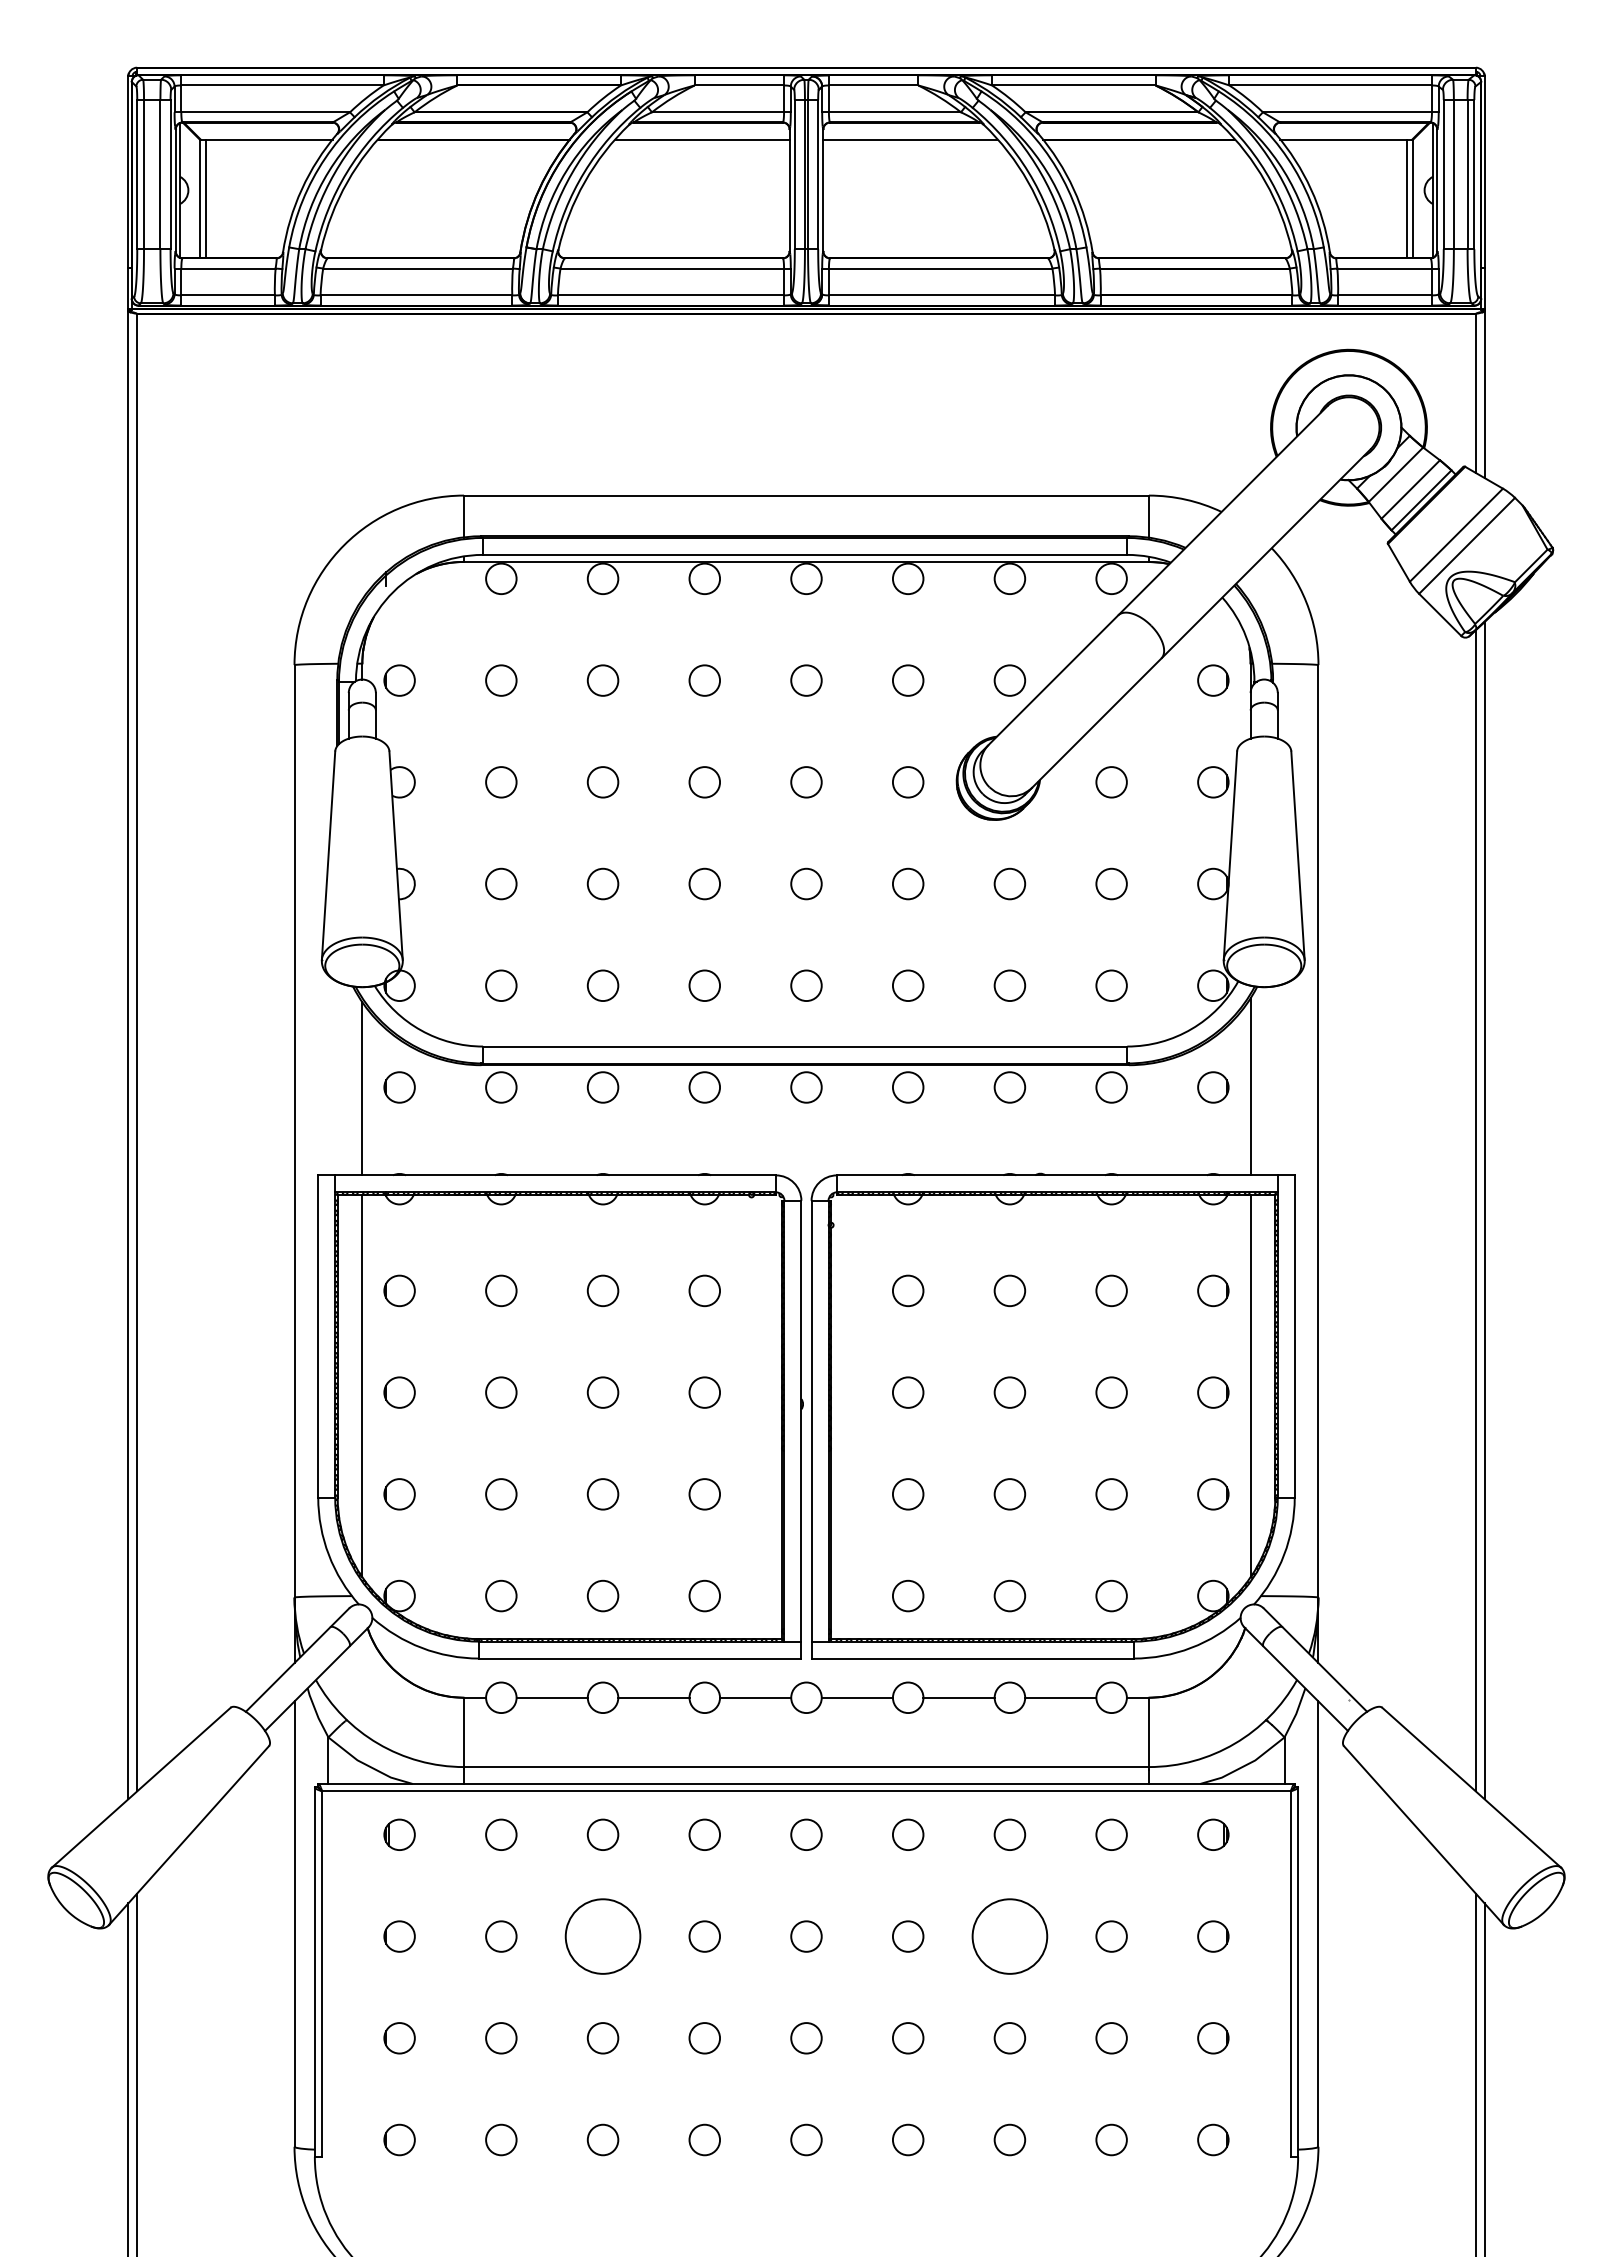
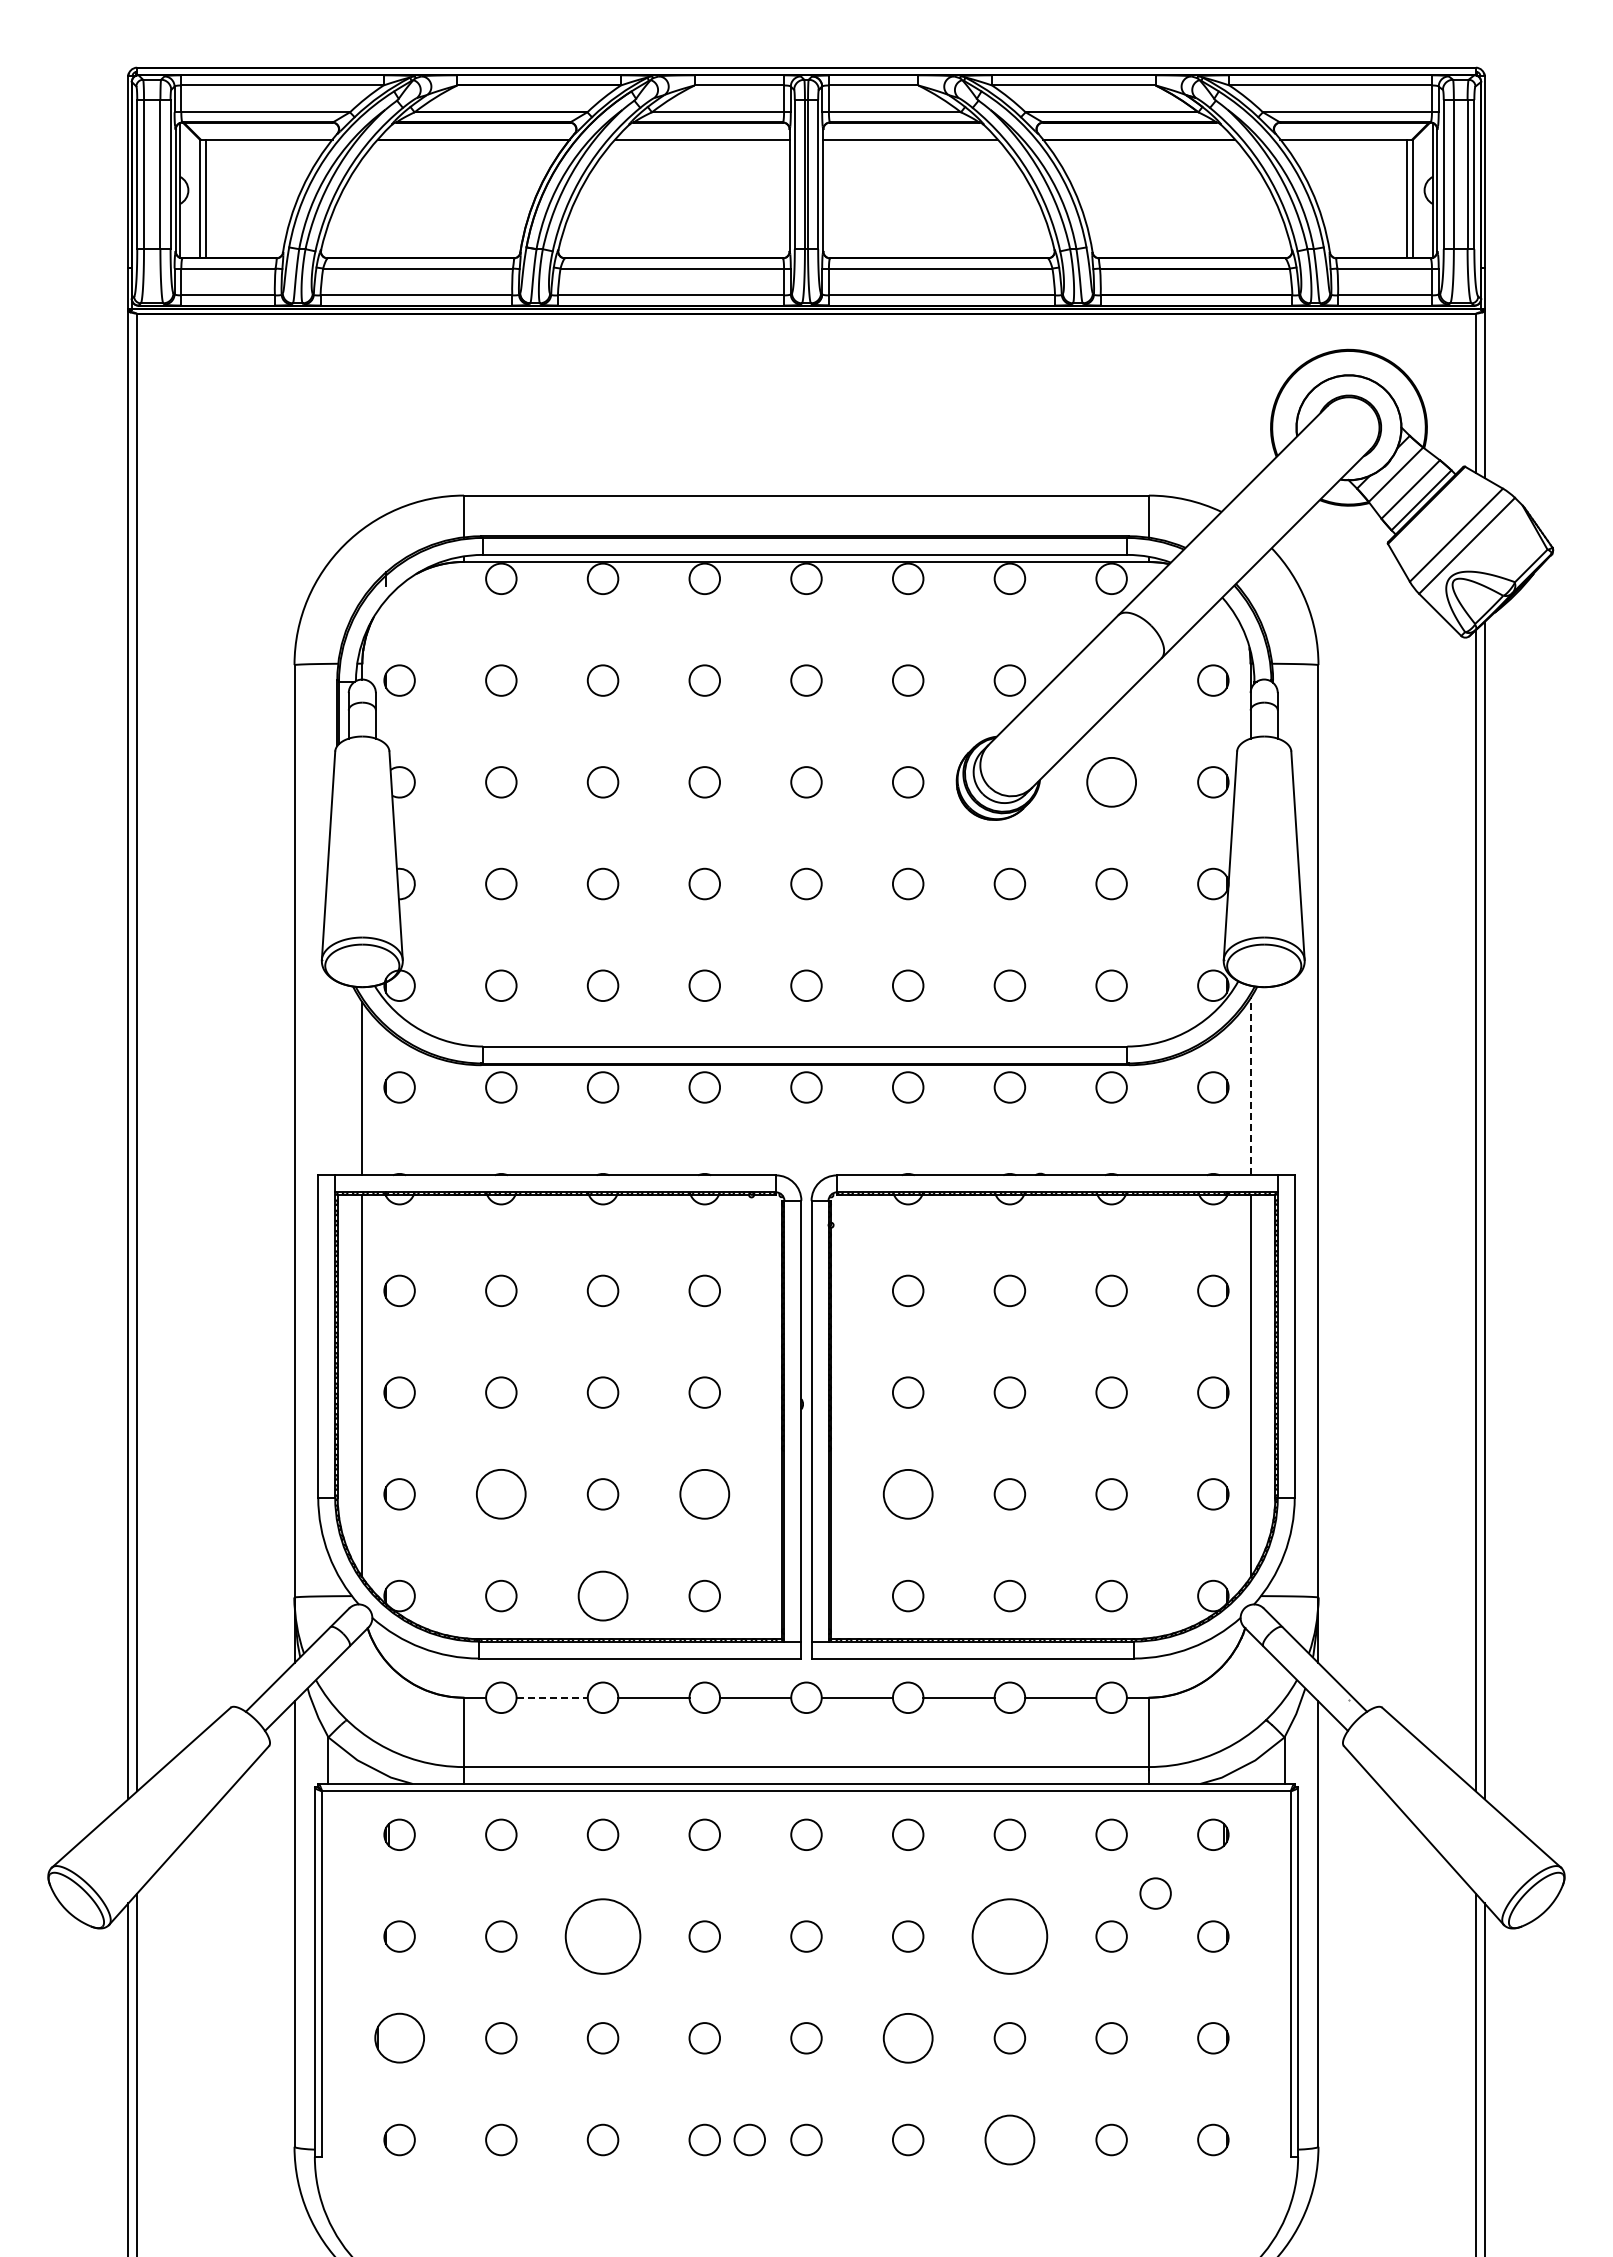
circle diameter: 31 px -> 49 px (1111, 781)
line: solid -> dashed (1250, 1086)
circle size: 33x33 px -> 51x51 px (501, 1494)
circle diameter: 31 px -> 49 px (704, 1493)
circle diameter: 31 px -> 49 px (907, 1493)
circle size: 34x34 px -> 52x52 px (602, 1595)
line: solid -> dashed (552, 1697)
circle: none -> present (1155, 1893)
circle size: 33x33 px -> 51x52 px (399, 2037)
circle diameter: 31 px -> 49 px (907, 2037)
circle: none -> present (749, 2139)
circle diameter: 31 px -> 49 px (1009, 2139)
